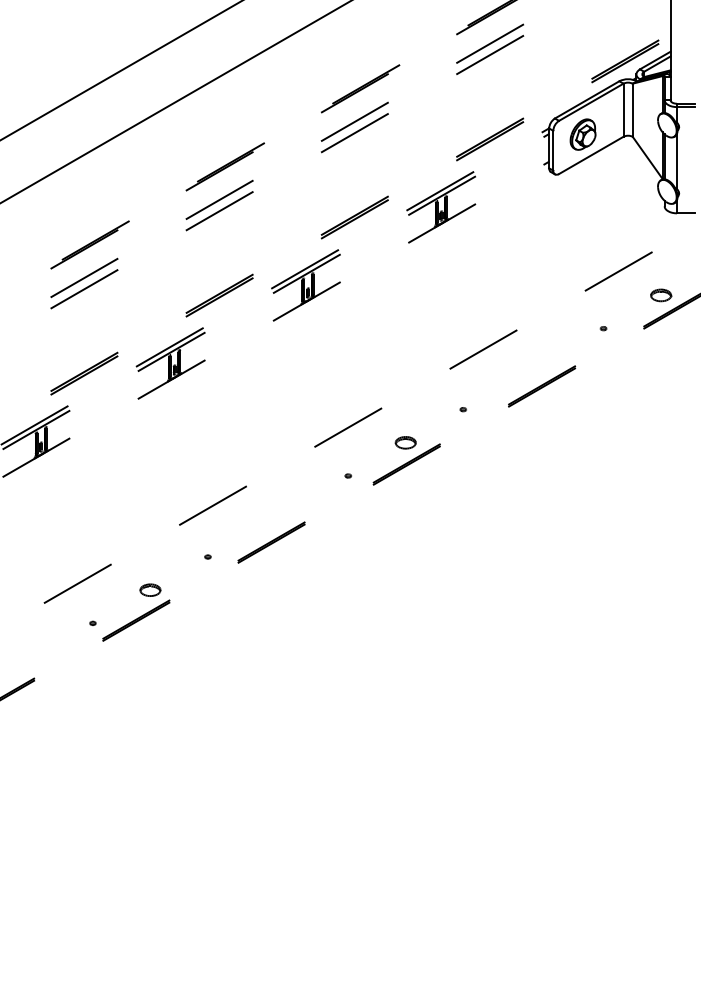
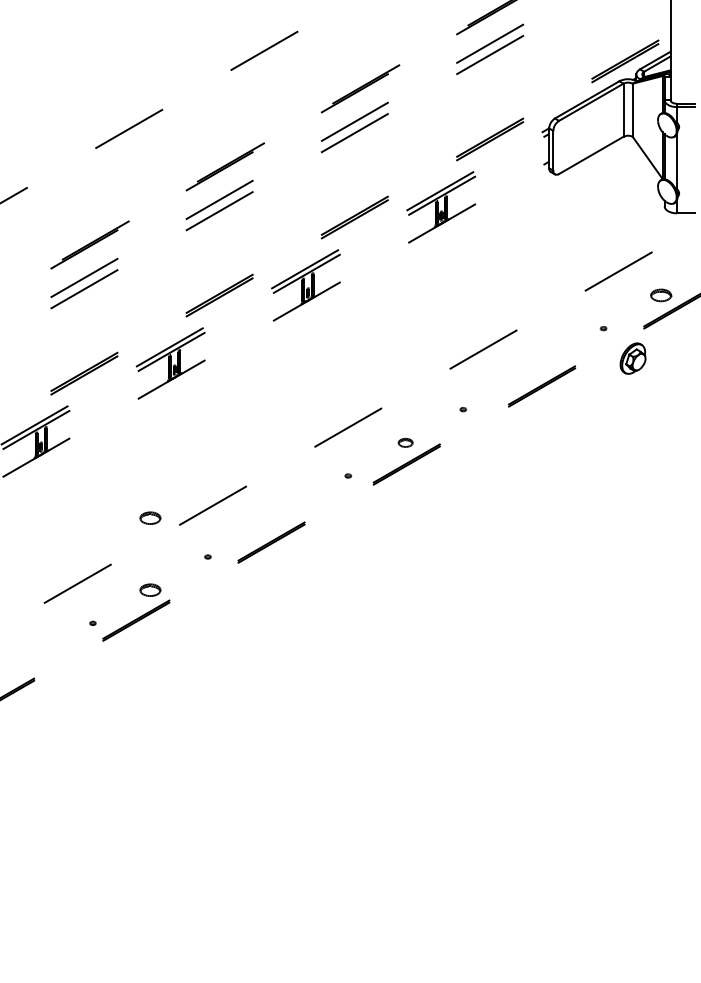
line: present -> none (120, 70)
line: solid -> dashed (176, 101)
part position: (582, 134) -> (632, 358) (632, 358)
part size: 23x14 px -> 17x11 px (405, 442)
part: none -> present (150, 517)
